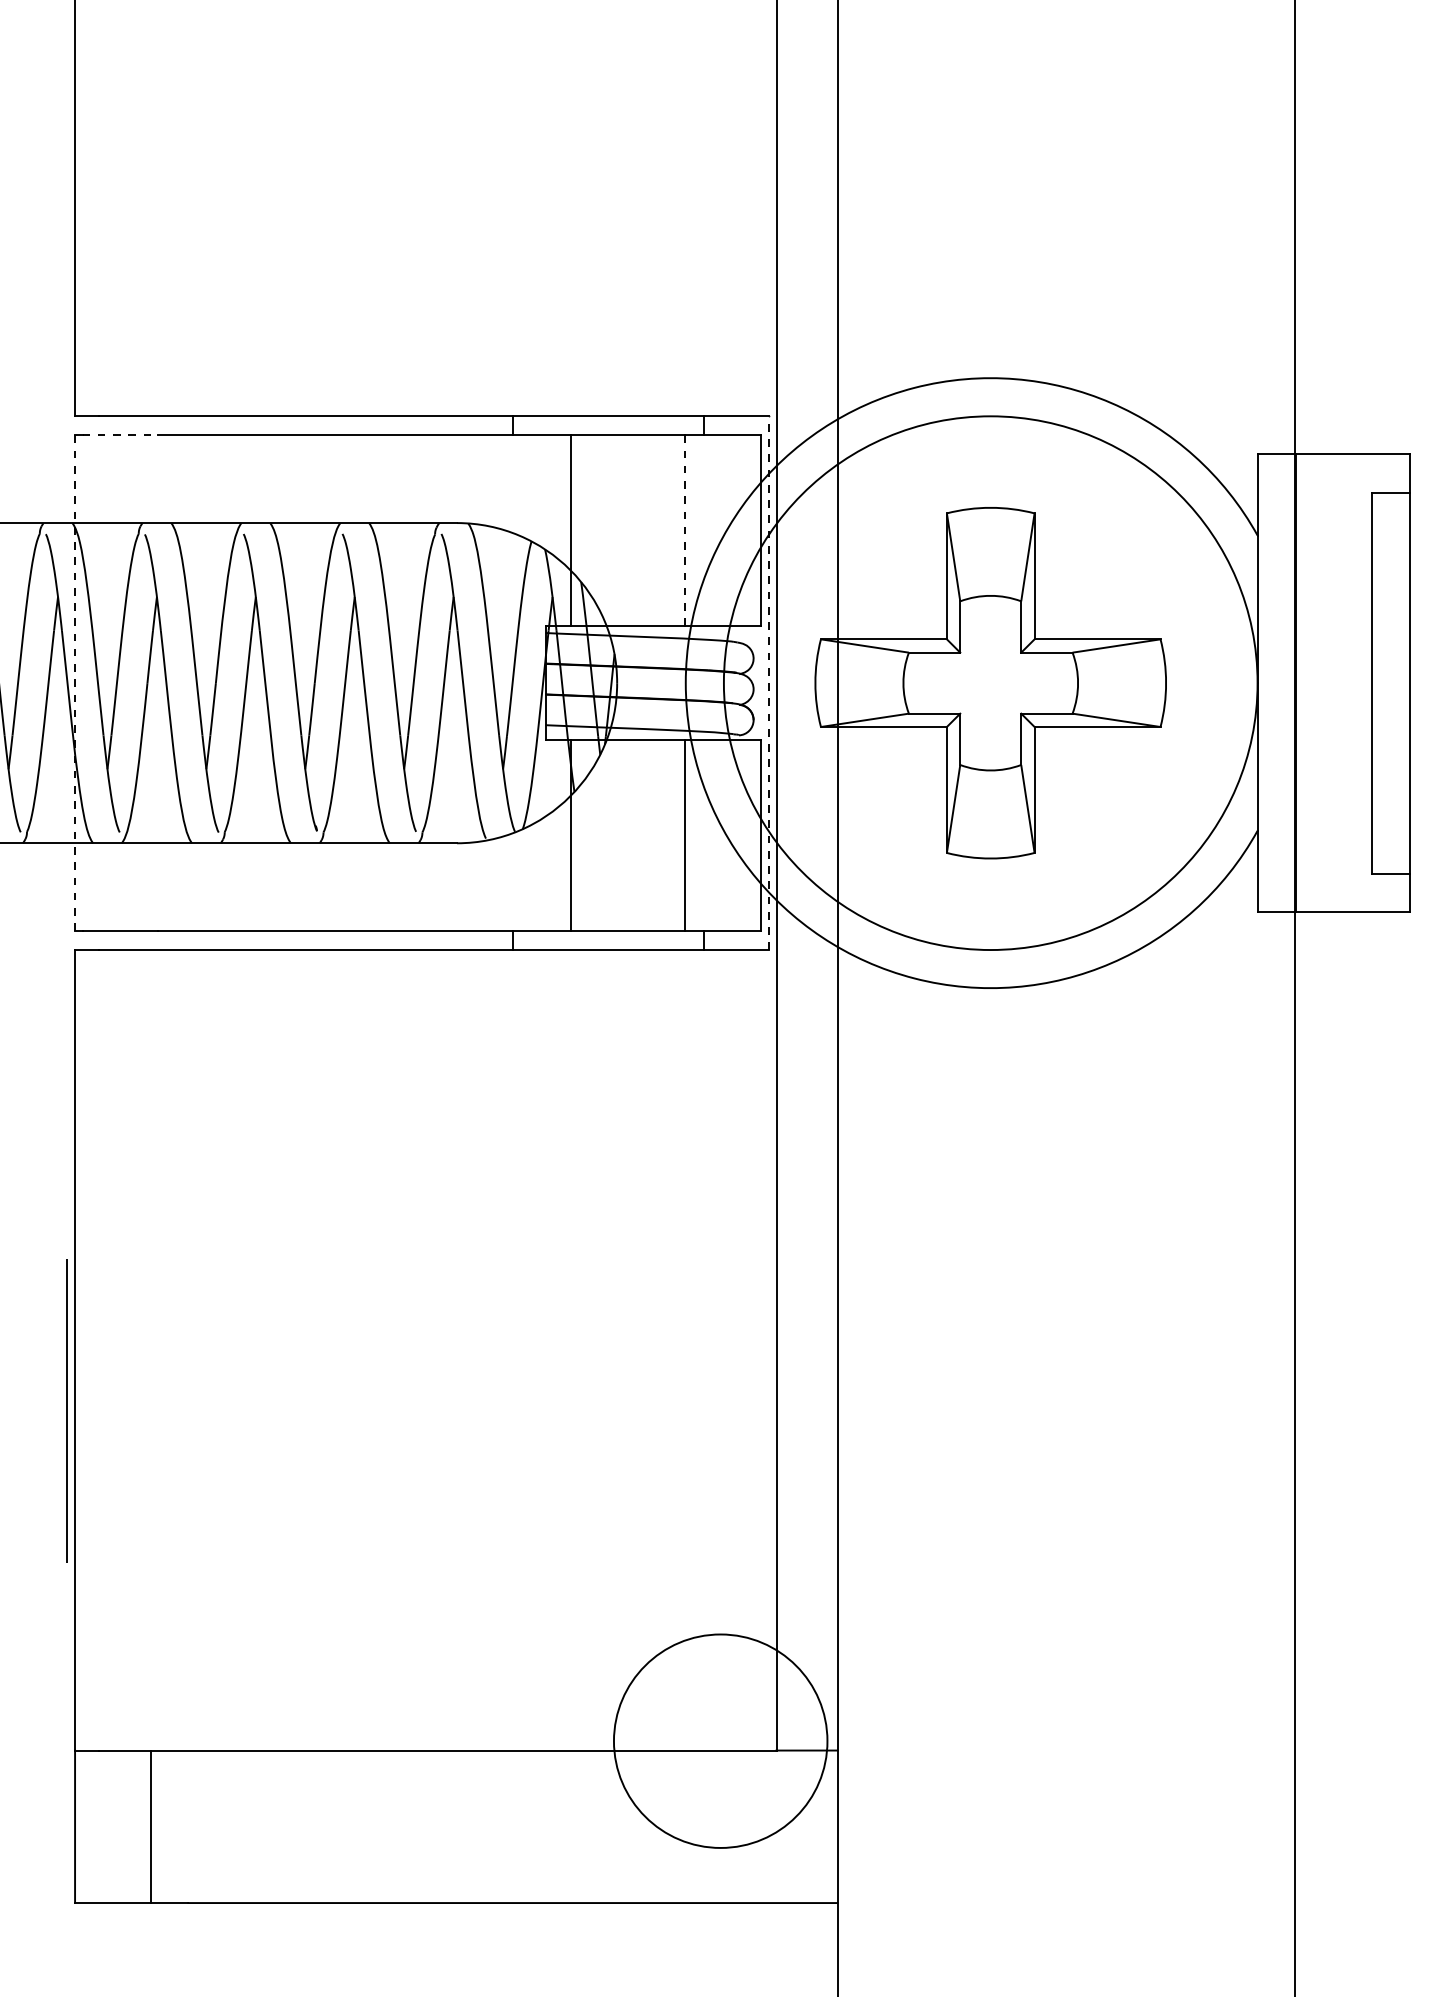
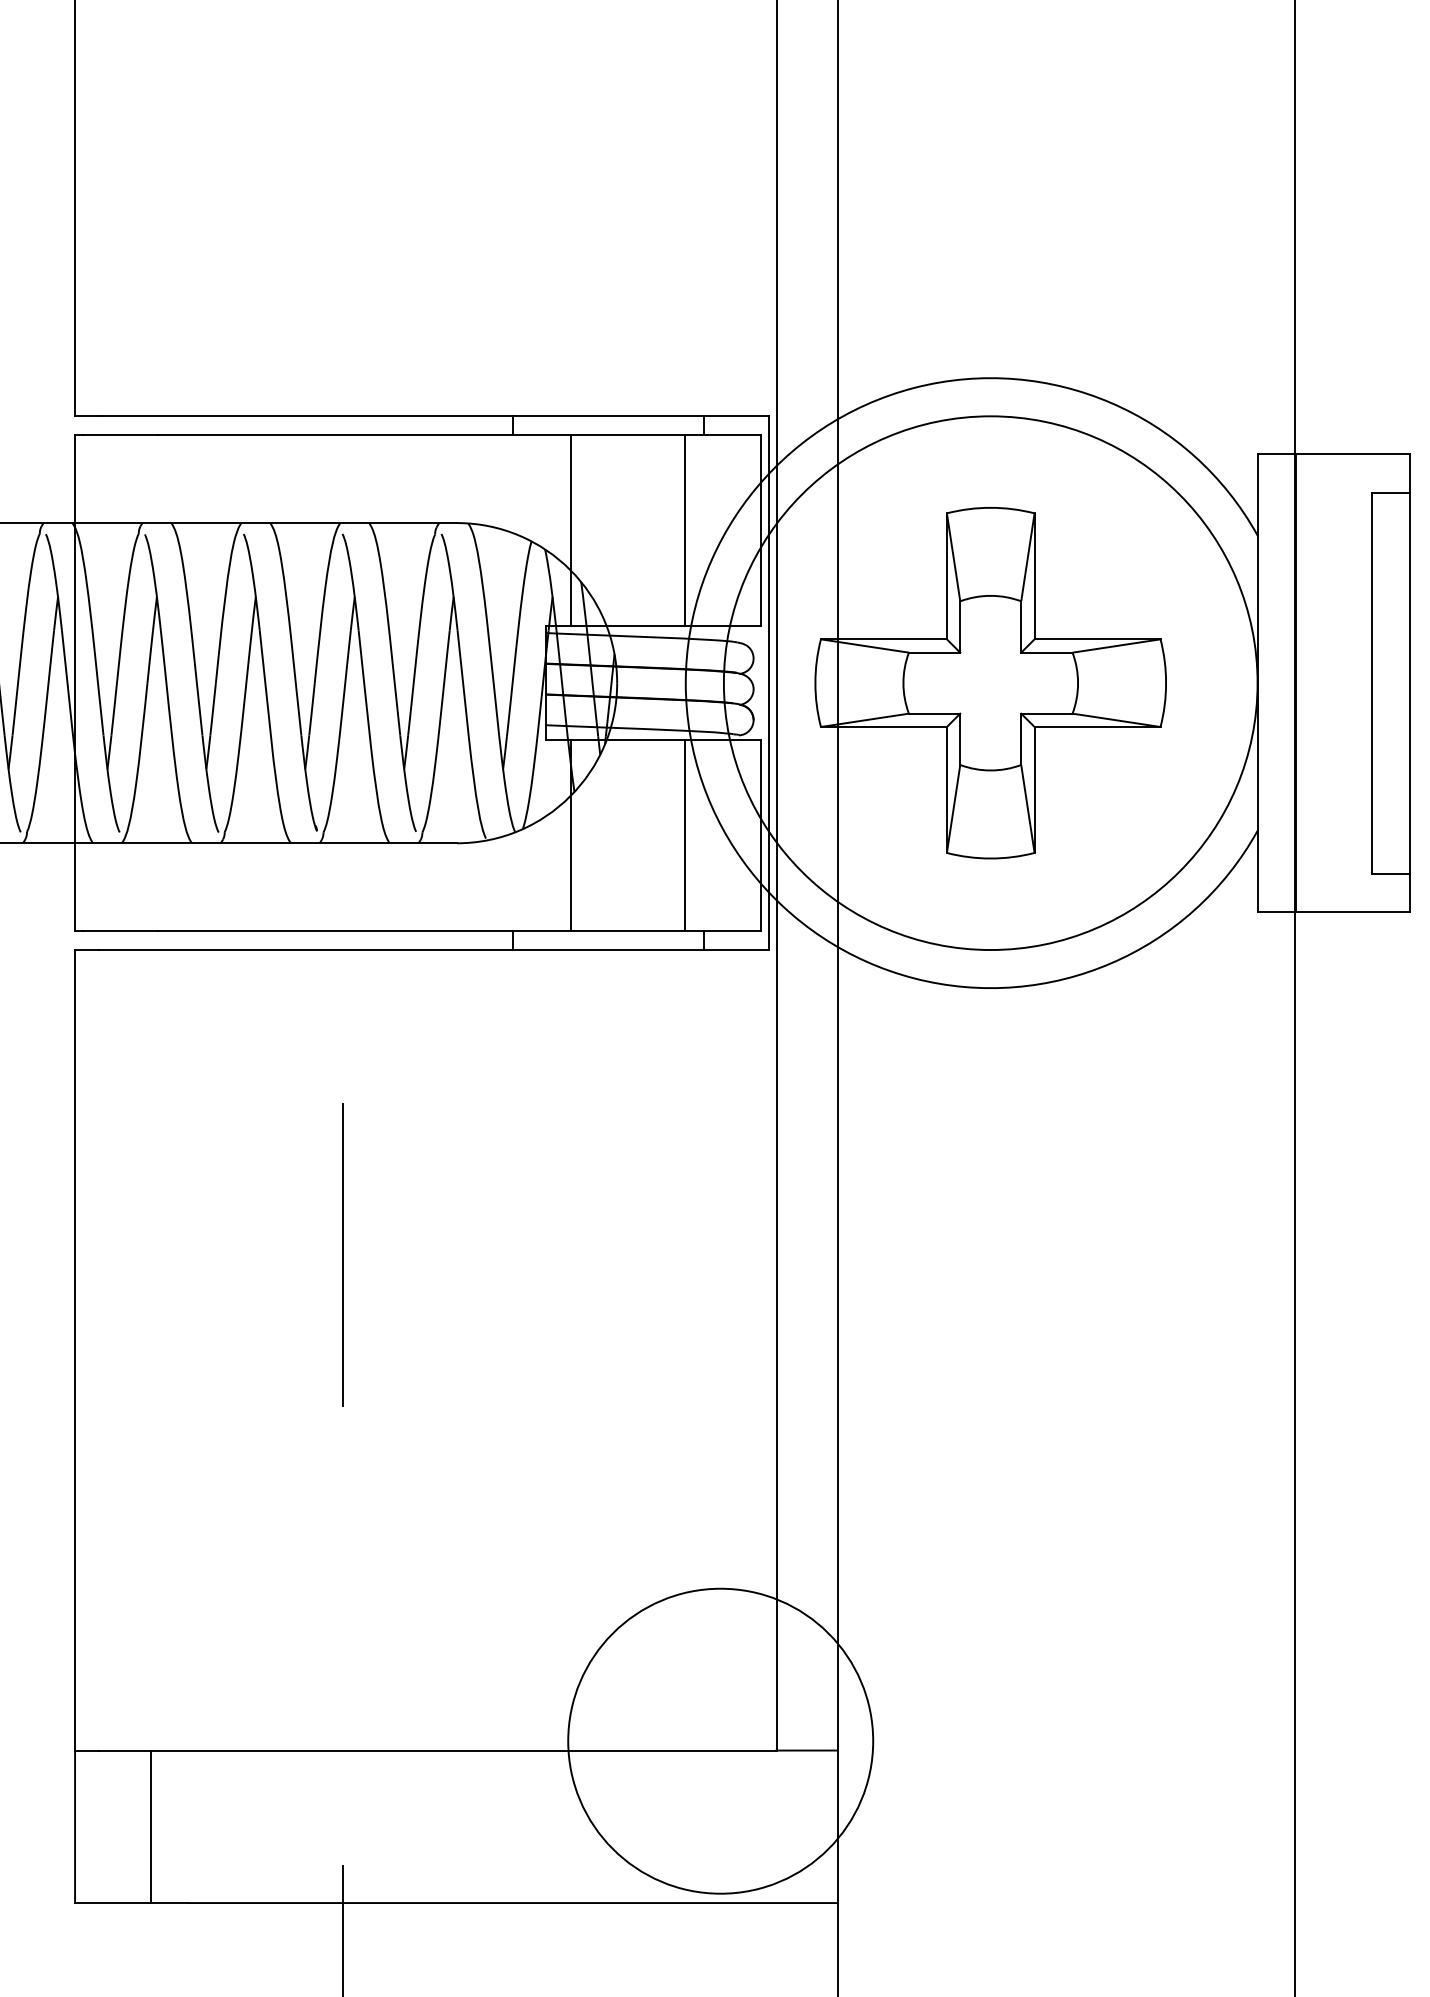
line: dashed -> solid (120, 435)
line: dashed -> solid (685, 530)
line: dashed -> solid (75, 683)
line: dashed -> solid (768, 683)
line position: (66, 1410) -> (342, 1254) (342, 1254)
circle diameter: 213 px -> 305 px (720, 1740)
line: none -> present (342, 1928)
